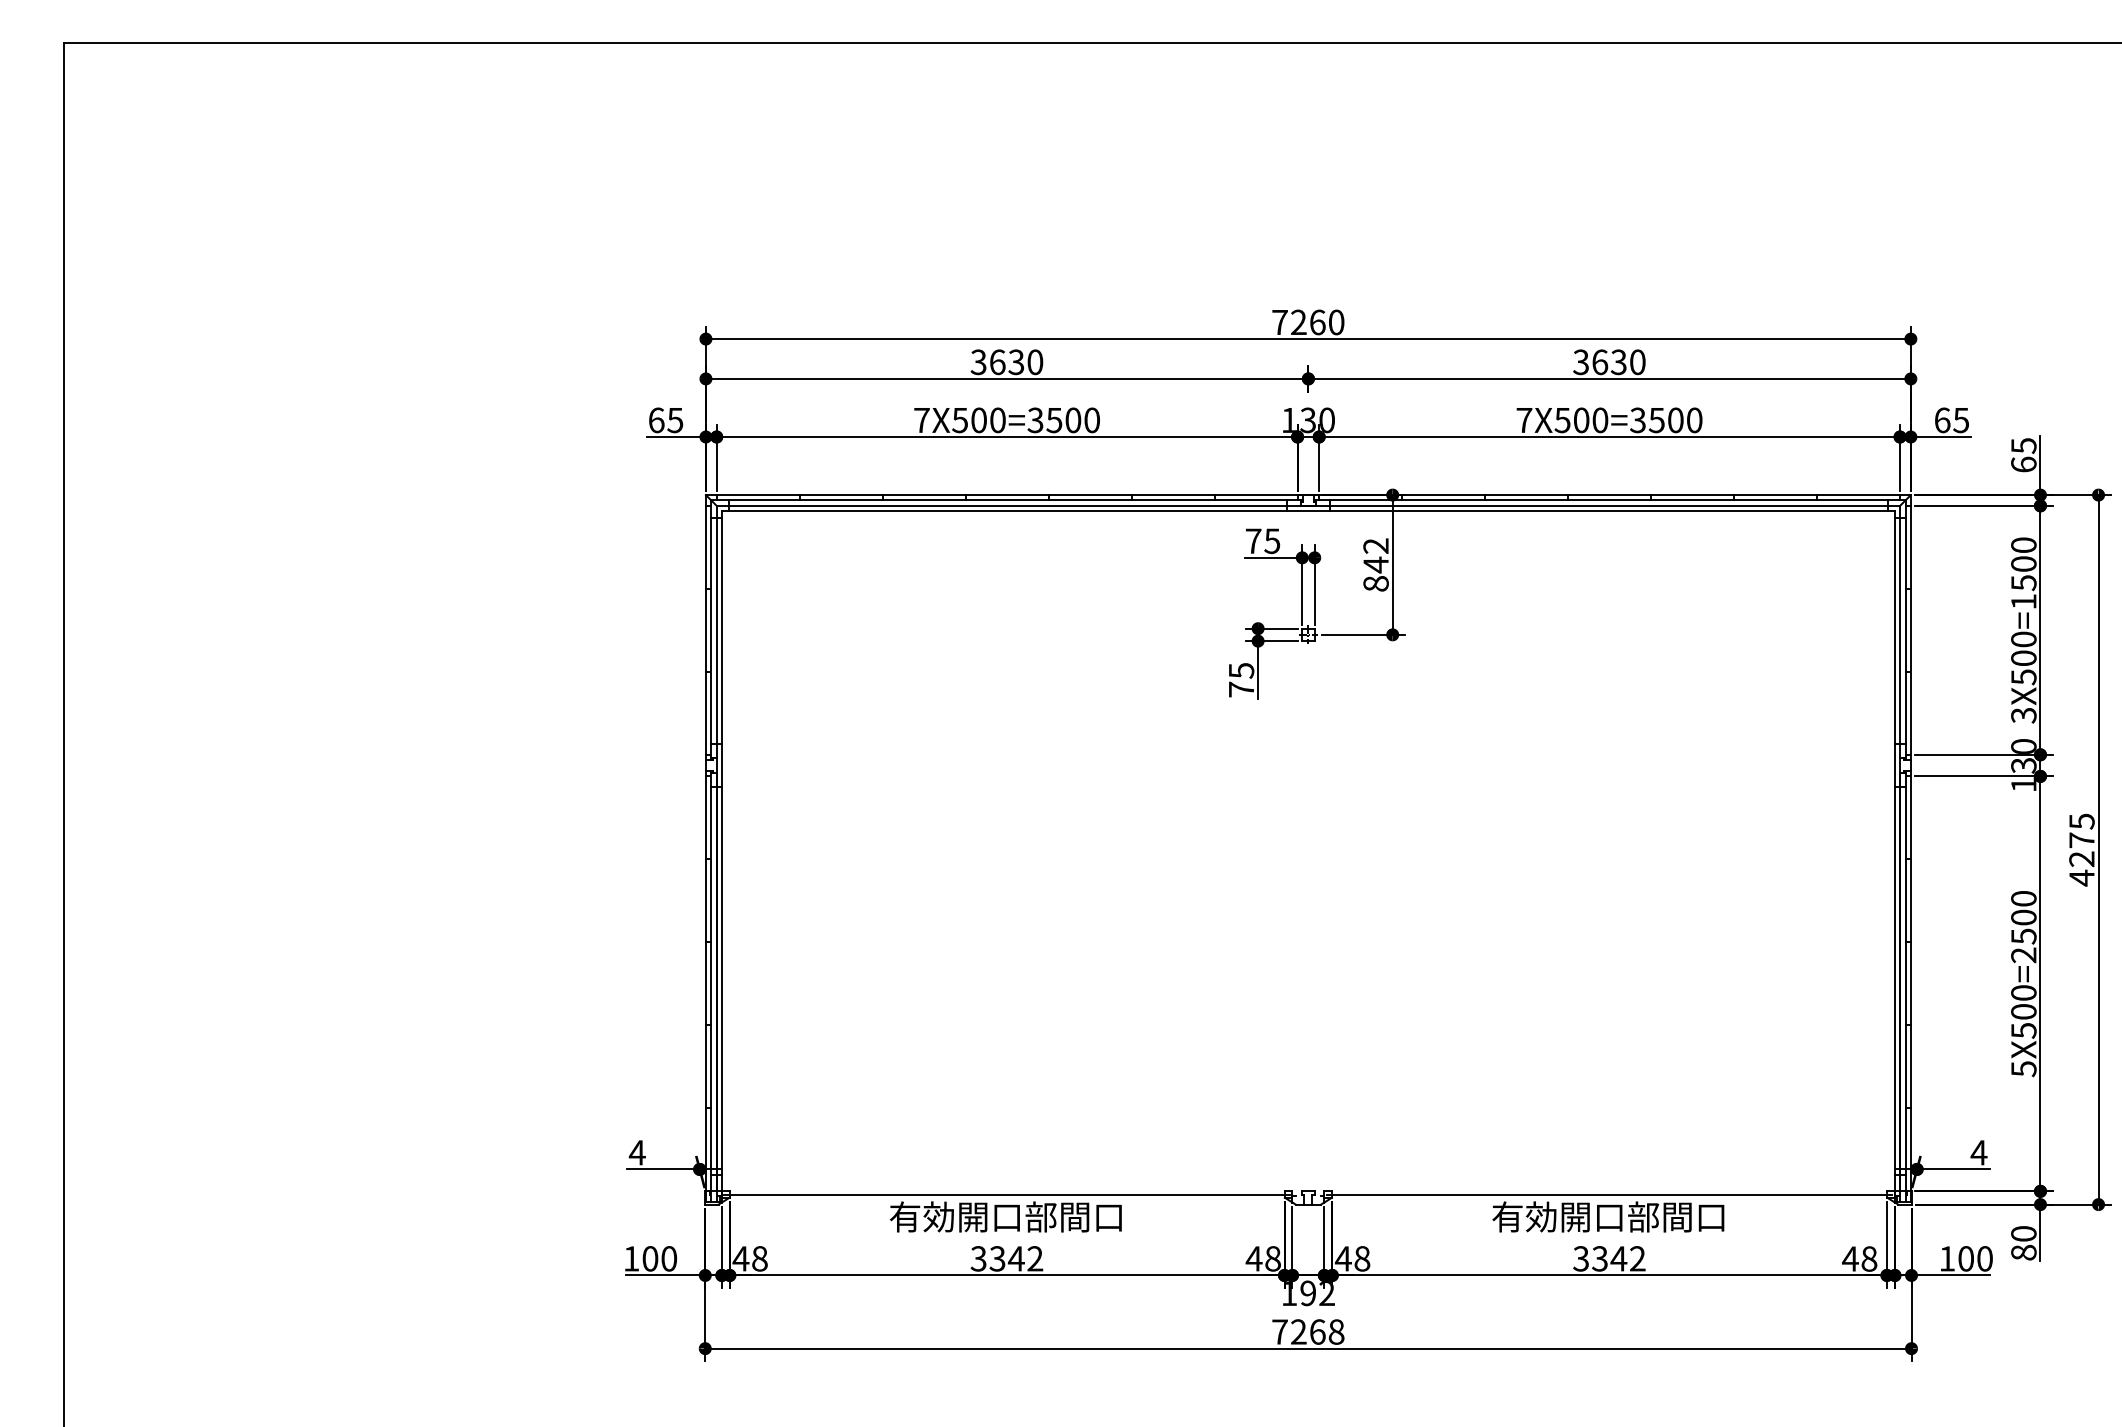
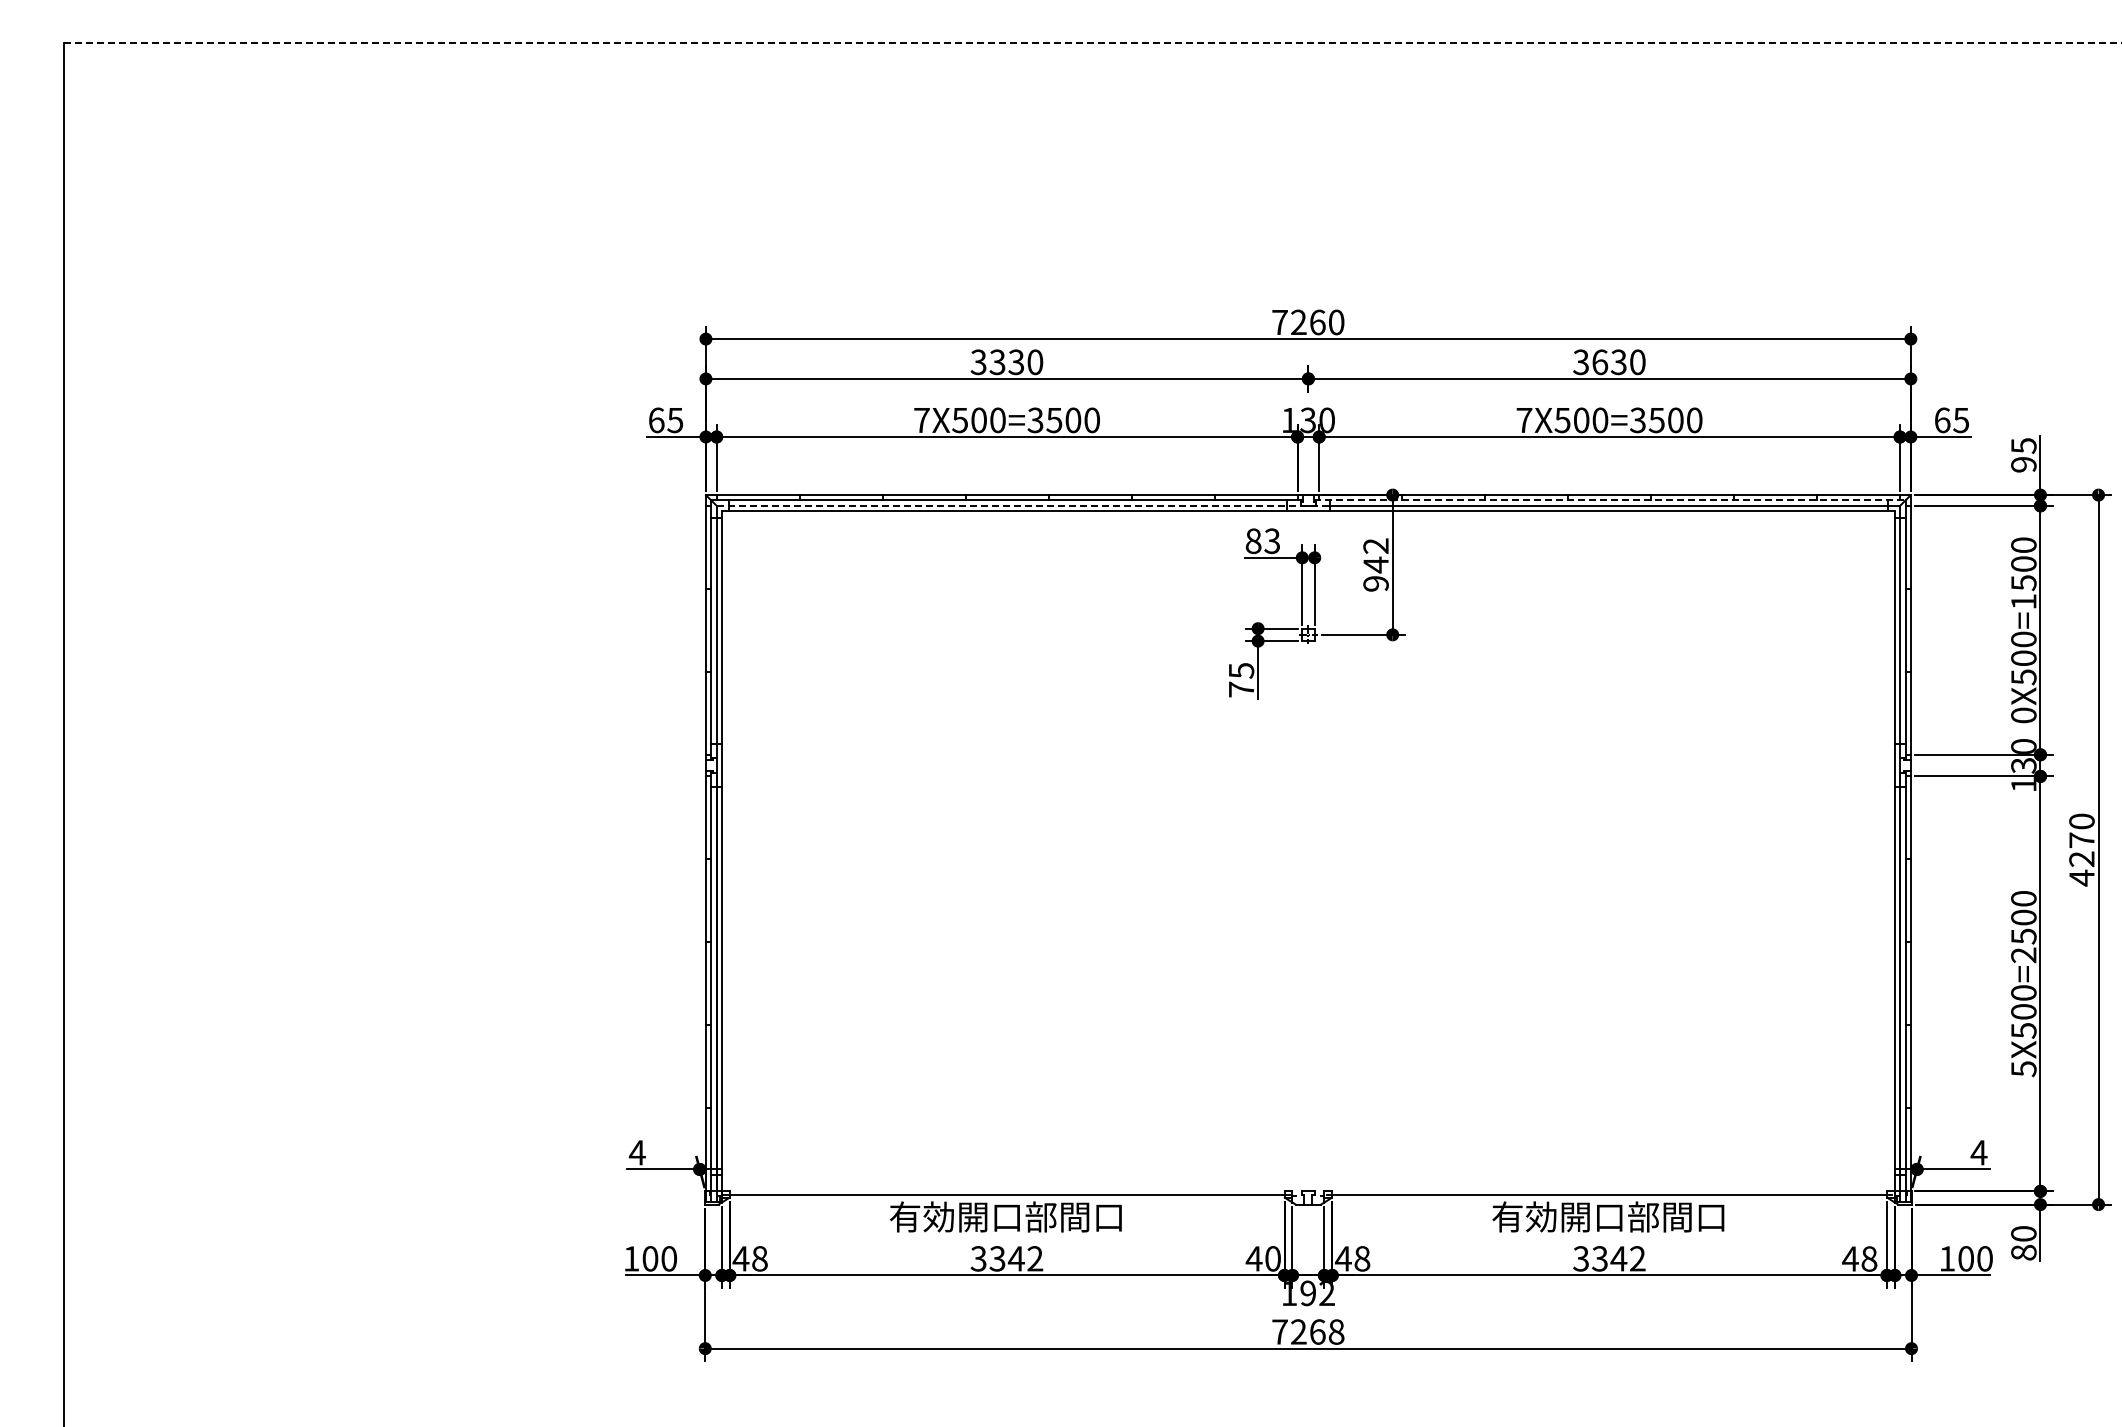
line: solid -> dashed (1092, 42)
text: 3630 -> 3330 (997, 362)
text: 65 -> 95 (2023, 464)
line: solid -> dashed (1610, 499)
line: solid -> dashed (1023, 505)
text: 75 -> 83 (1262, 541)
text: 842 -> 942 (1375, 583)
text: 3X500=1500 -> 0X500=1500 (2023, 715)
text: 4275 -> 4270 (2081, 821)
text: 48 -> 40 (1272, 1258)
